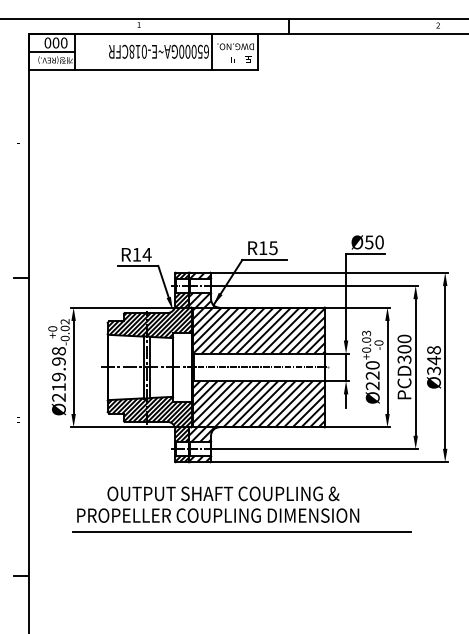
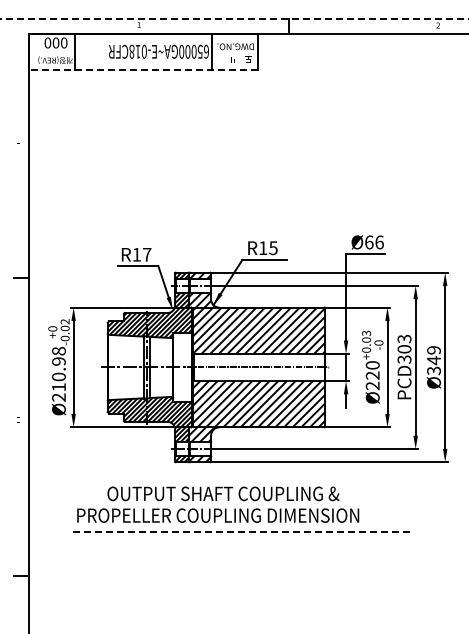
line: solid -> dashed (234, 19)
line: present -> none (51, 52)
line: solid -> dashed (143, 69)
text: Ø50 -> Ø66 (374, 242)
text: R14 -> R17 (146, 254)
text: PCD300 -> PCD303 (404, 338)
text: Ø348 -> Ø349 (433, 350)
text: Ø219.98 -> Ø210.98 (58, 376)
line: solid -> dashed (242, 532)
